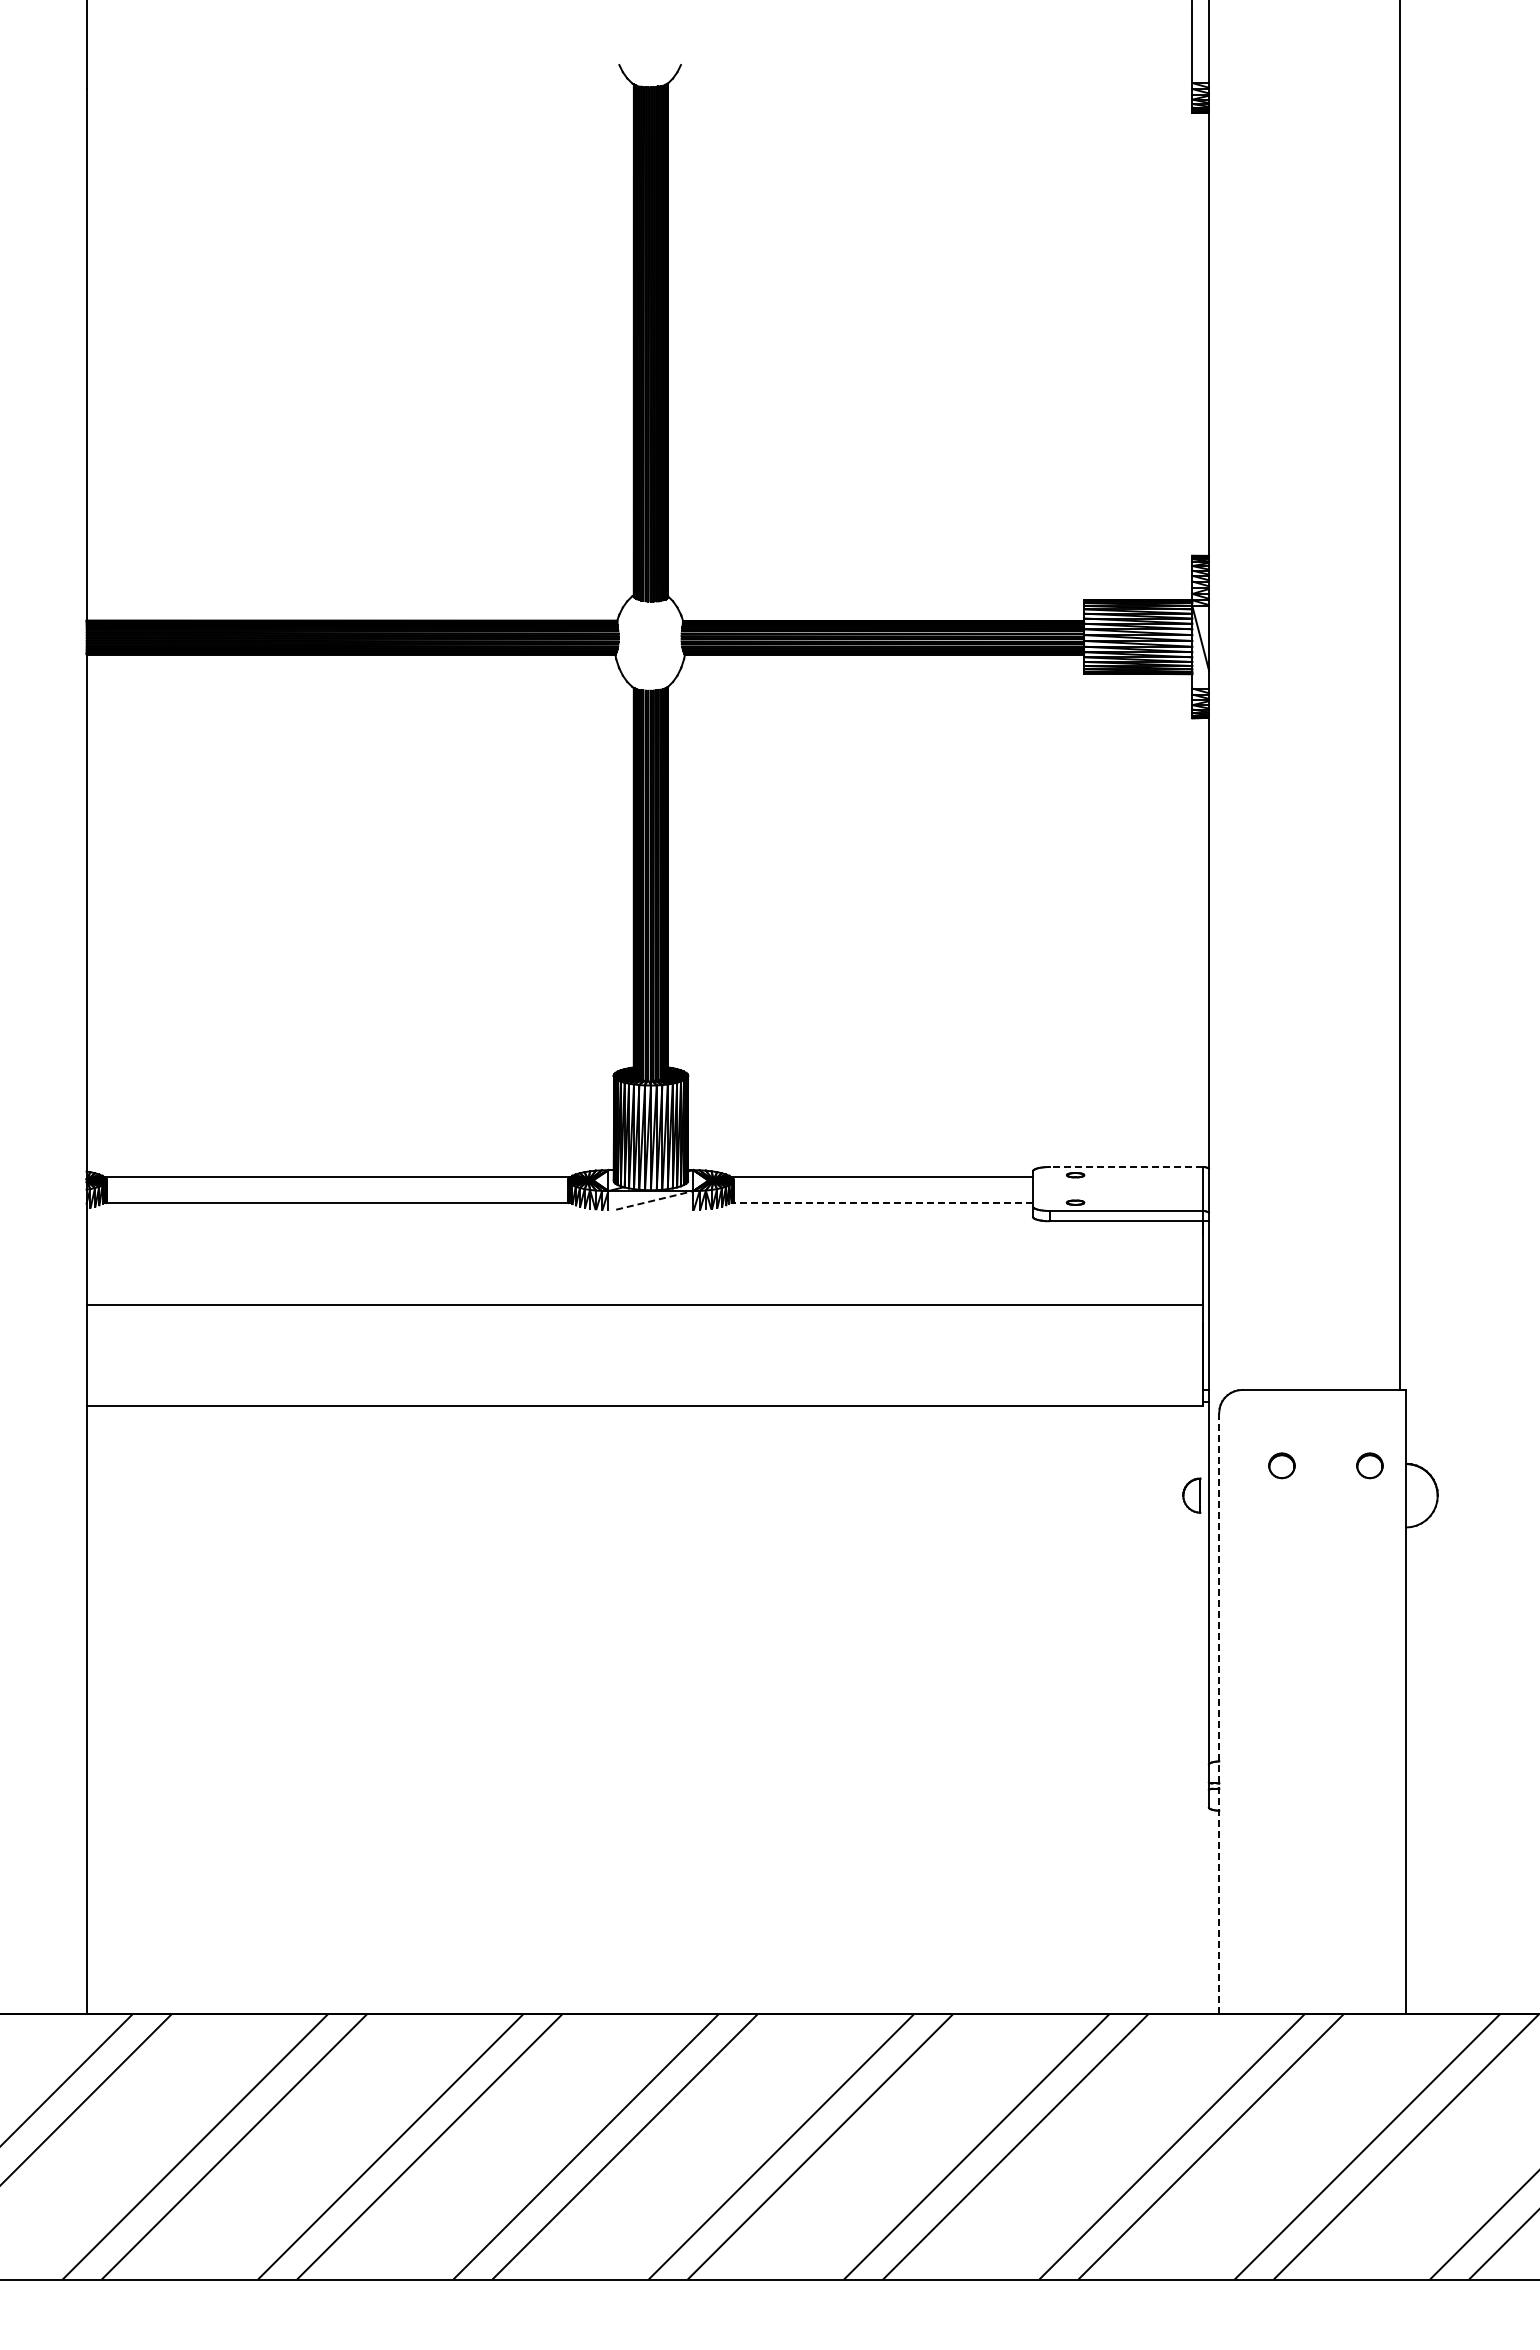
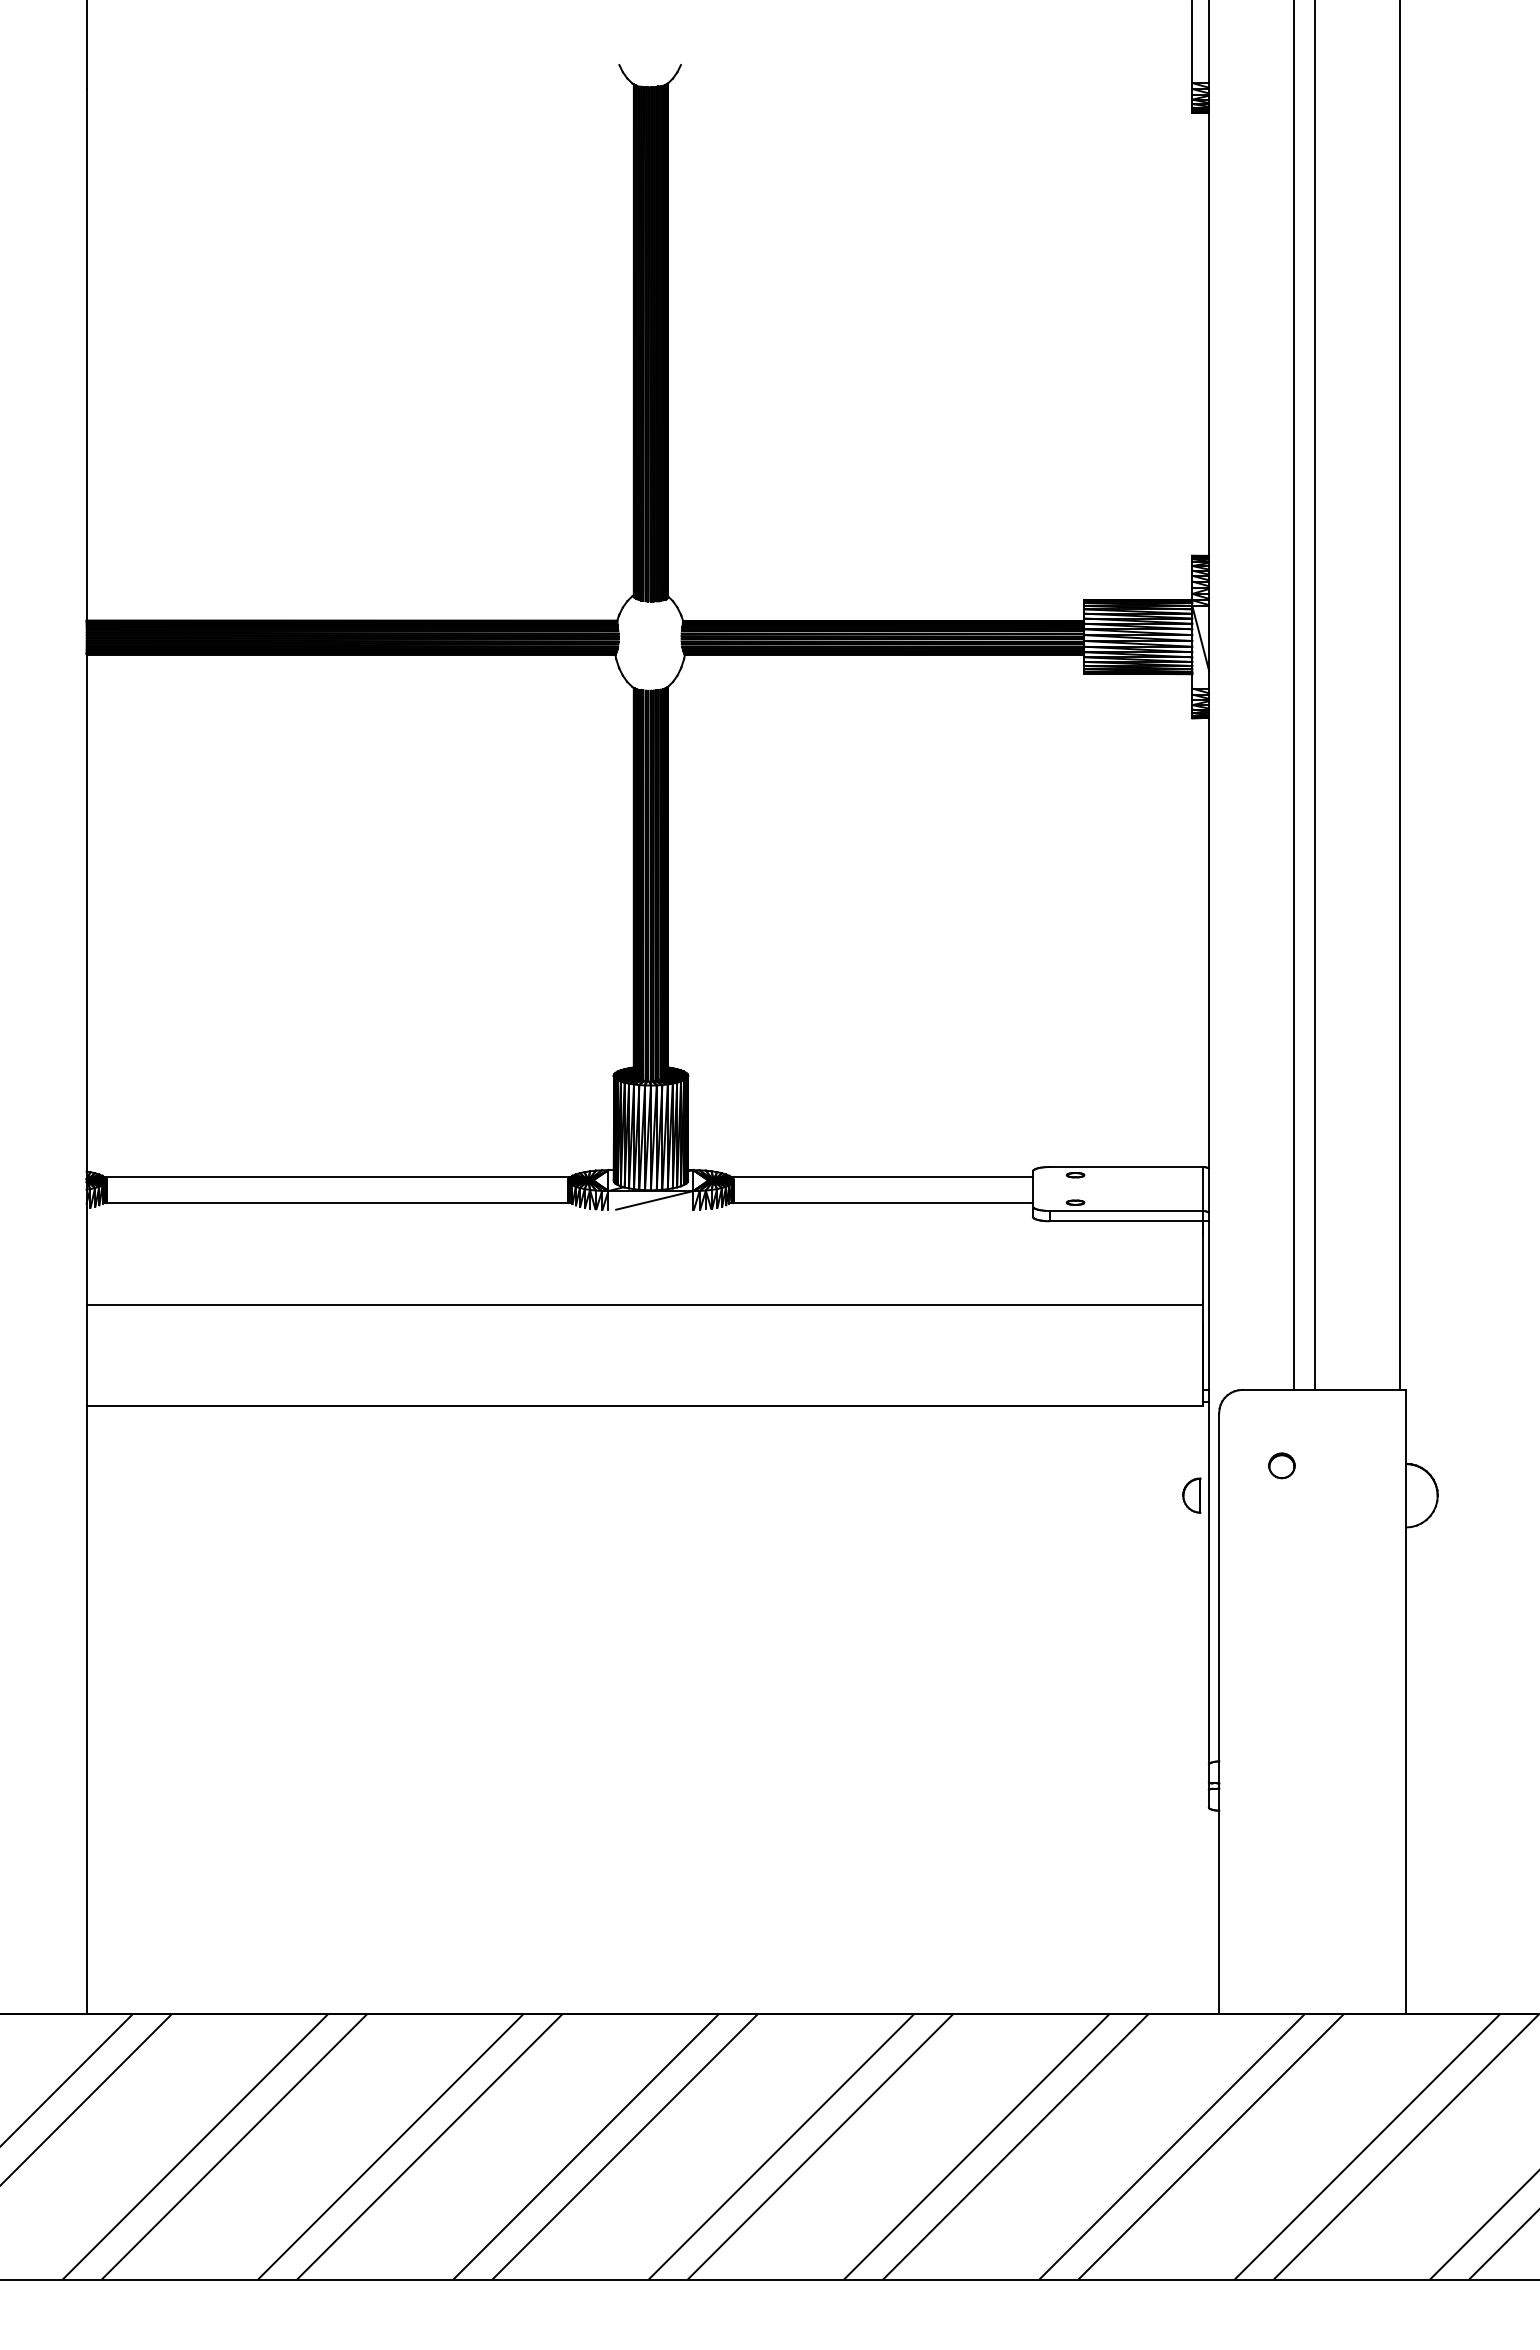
line: none -> present (1293, 695)
line: none -> present (1315, 695)
line: dashed -> solid (1126, 1166)
line: dashed -> solid (654, 1200)
line: dashed -> solid (882, 1203)
part: present -> none (1369, 1465)
line: dashed -> solid (1219, 1713)
